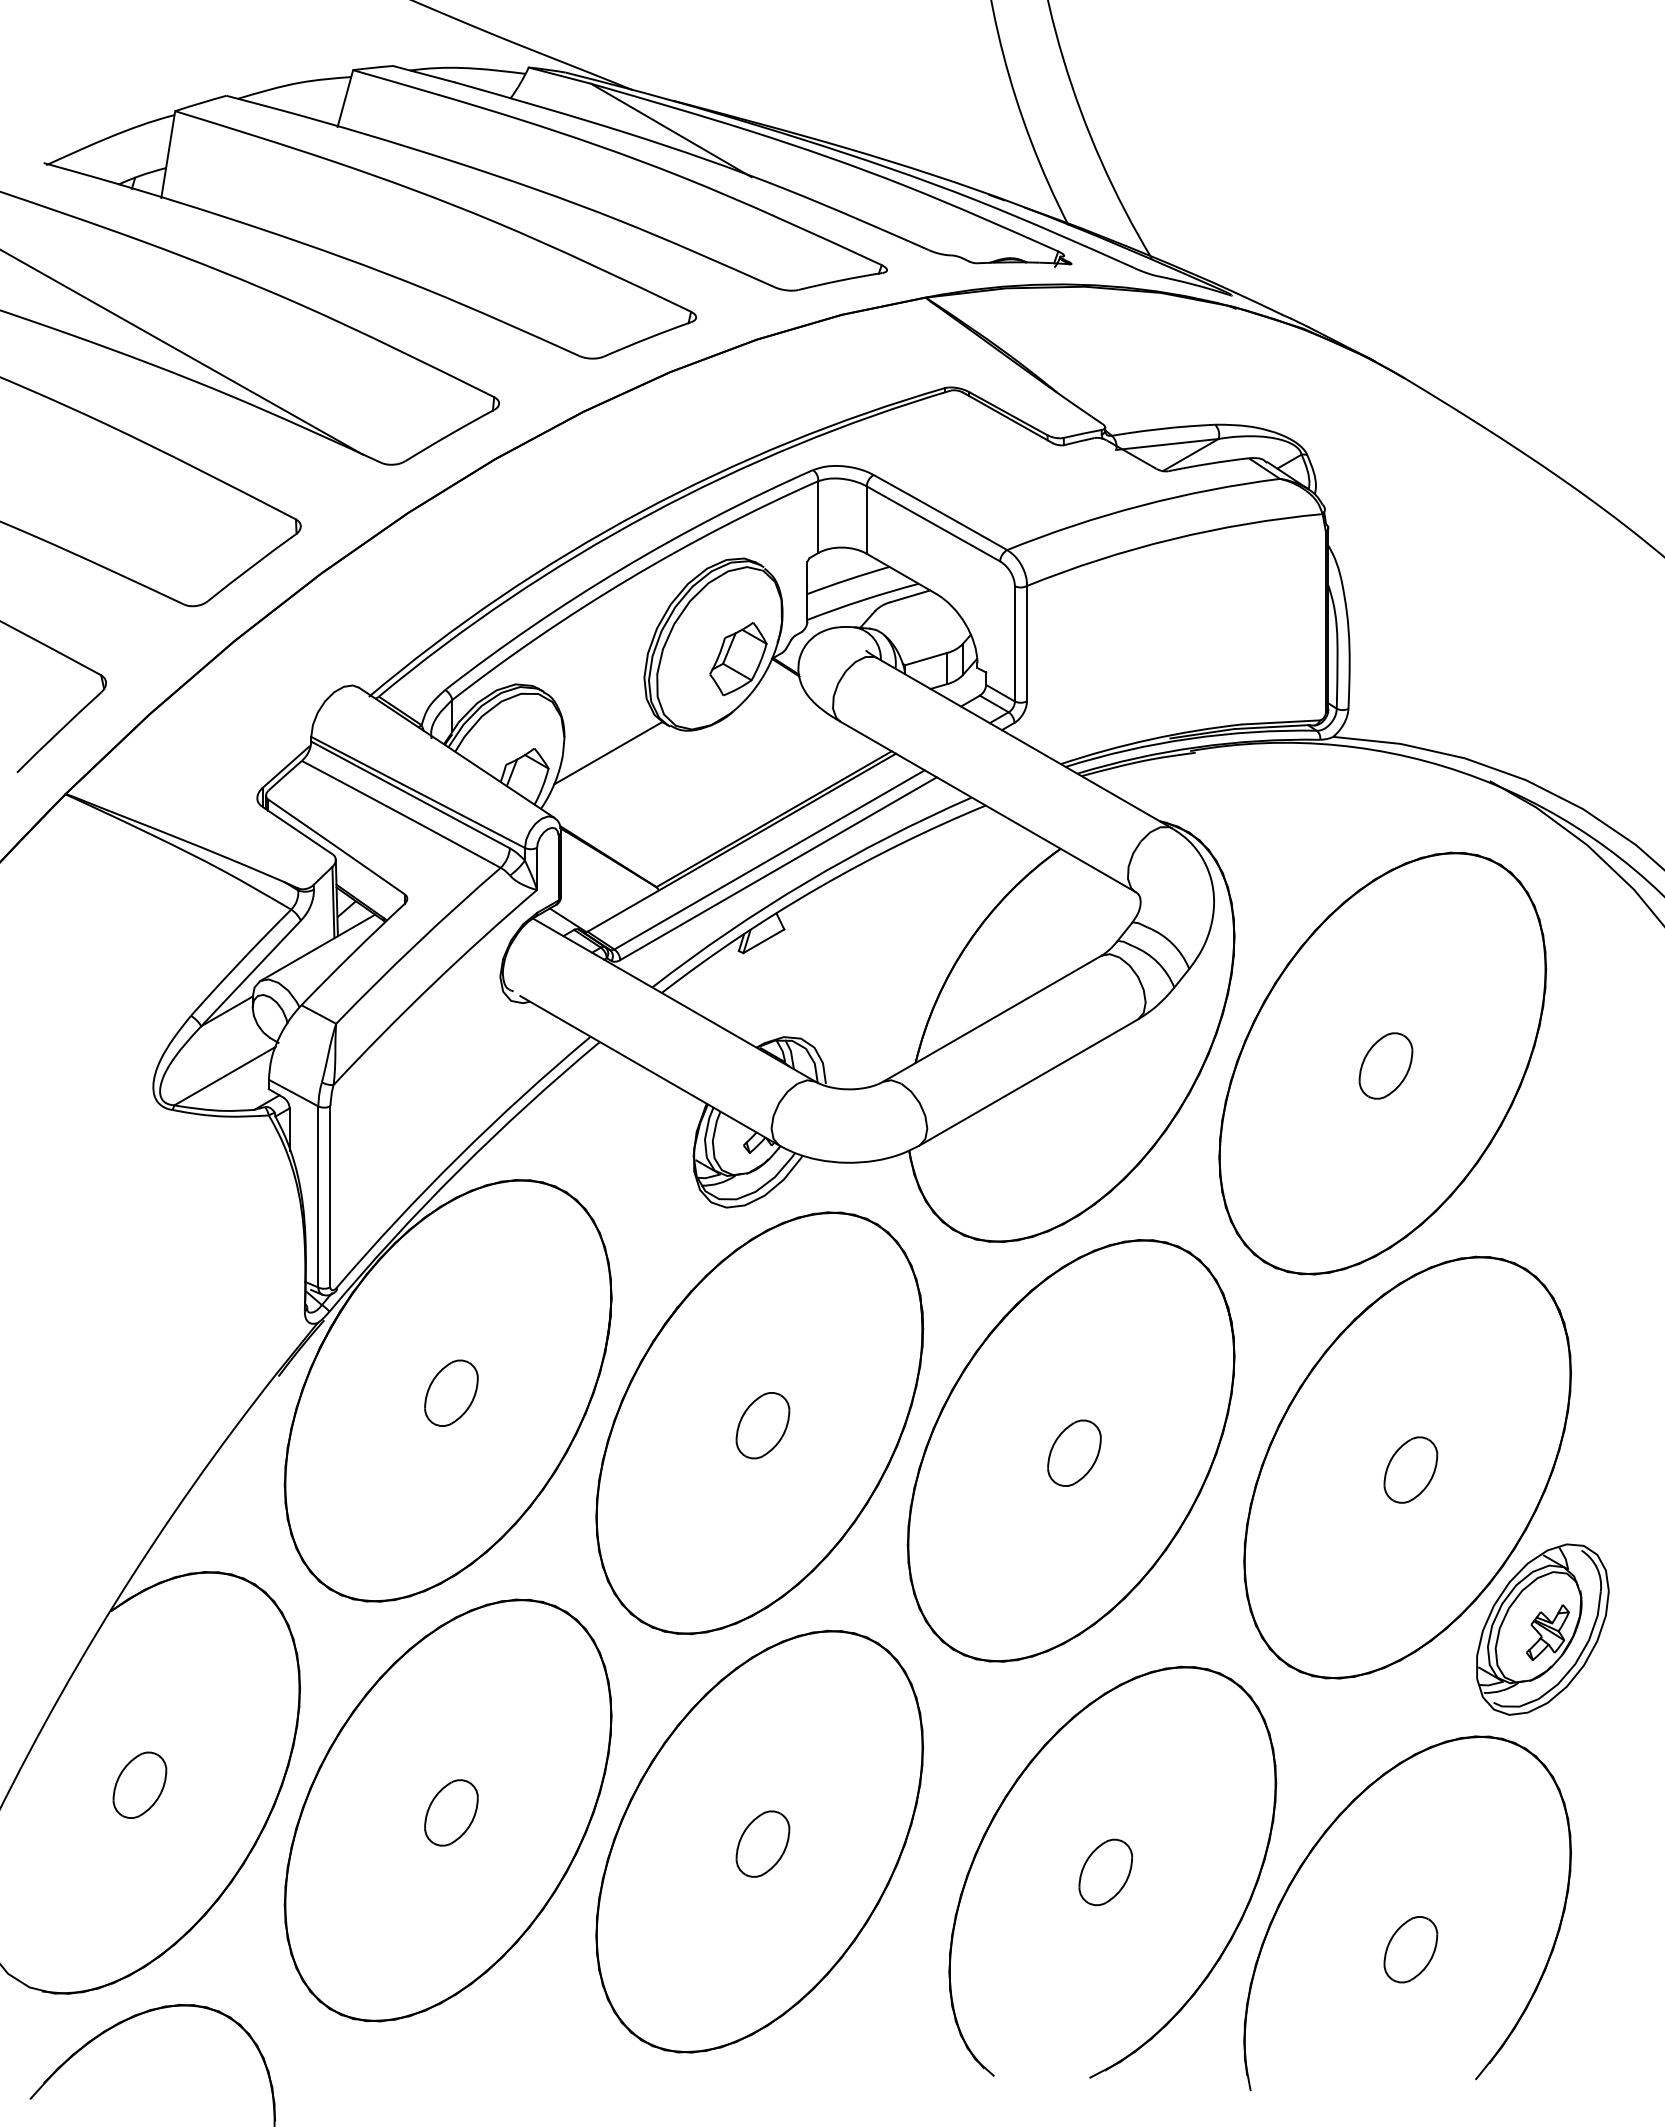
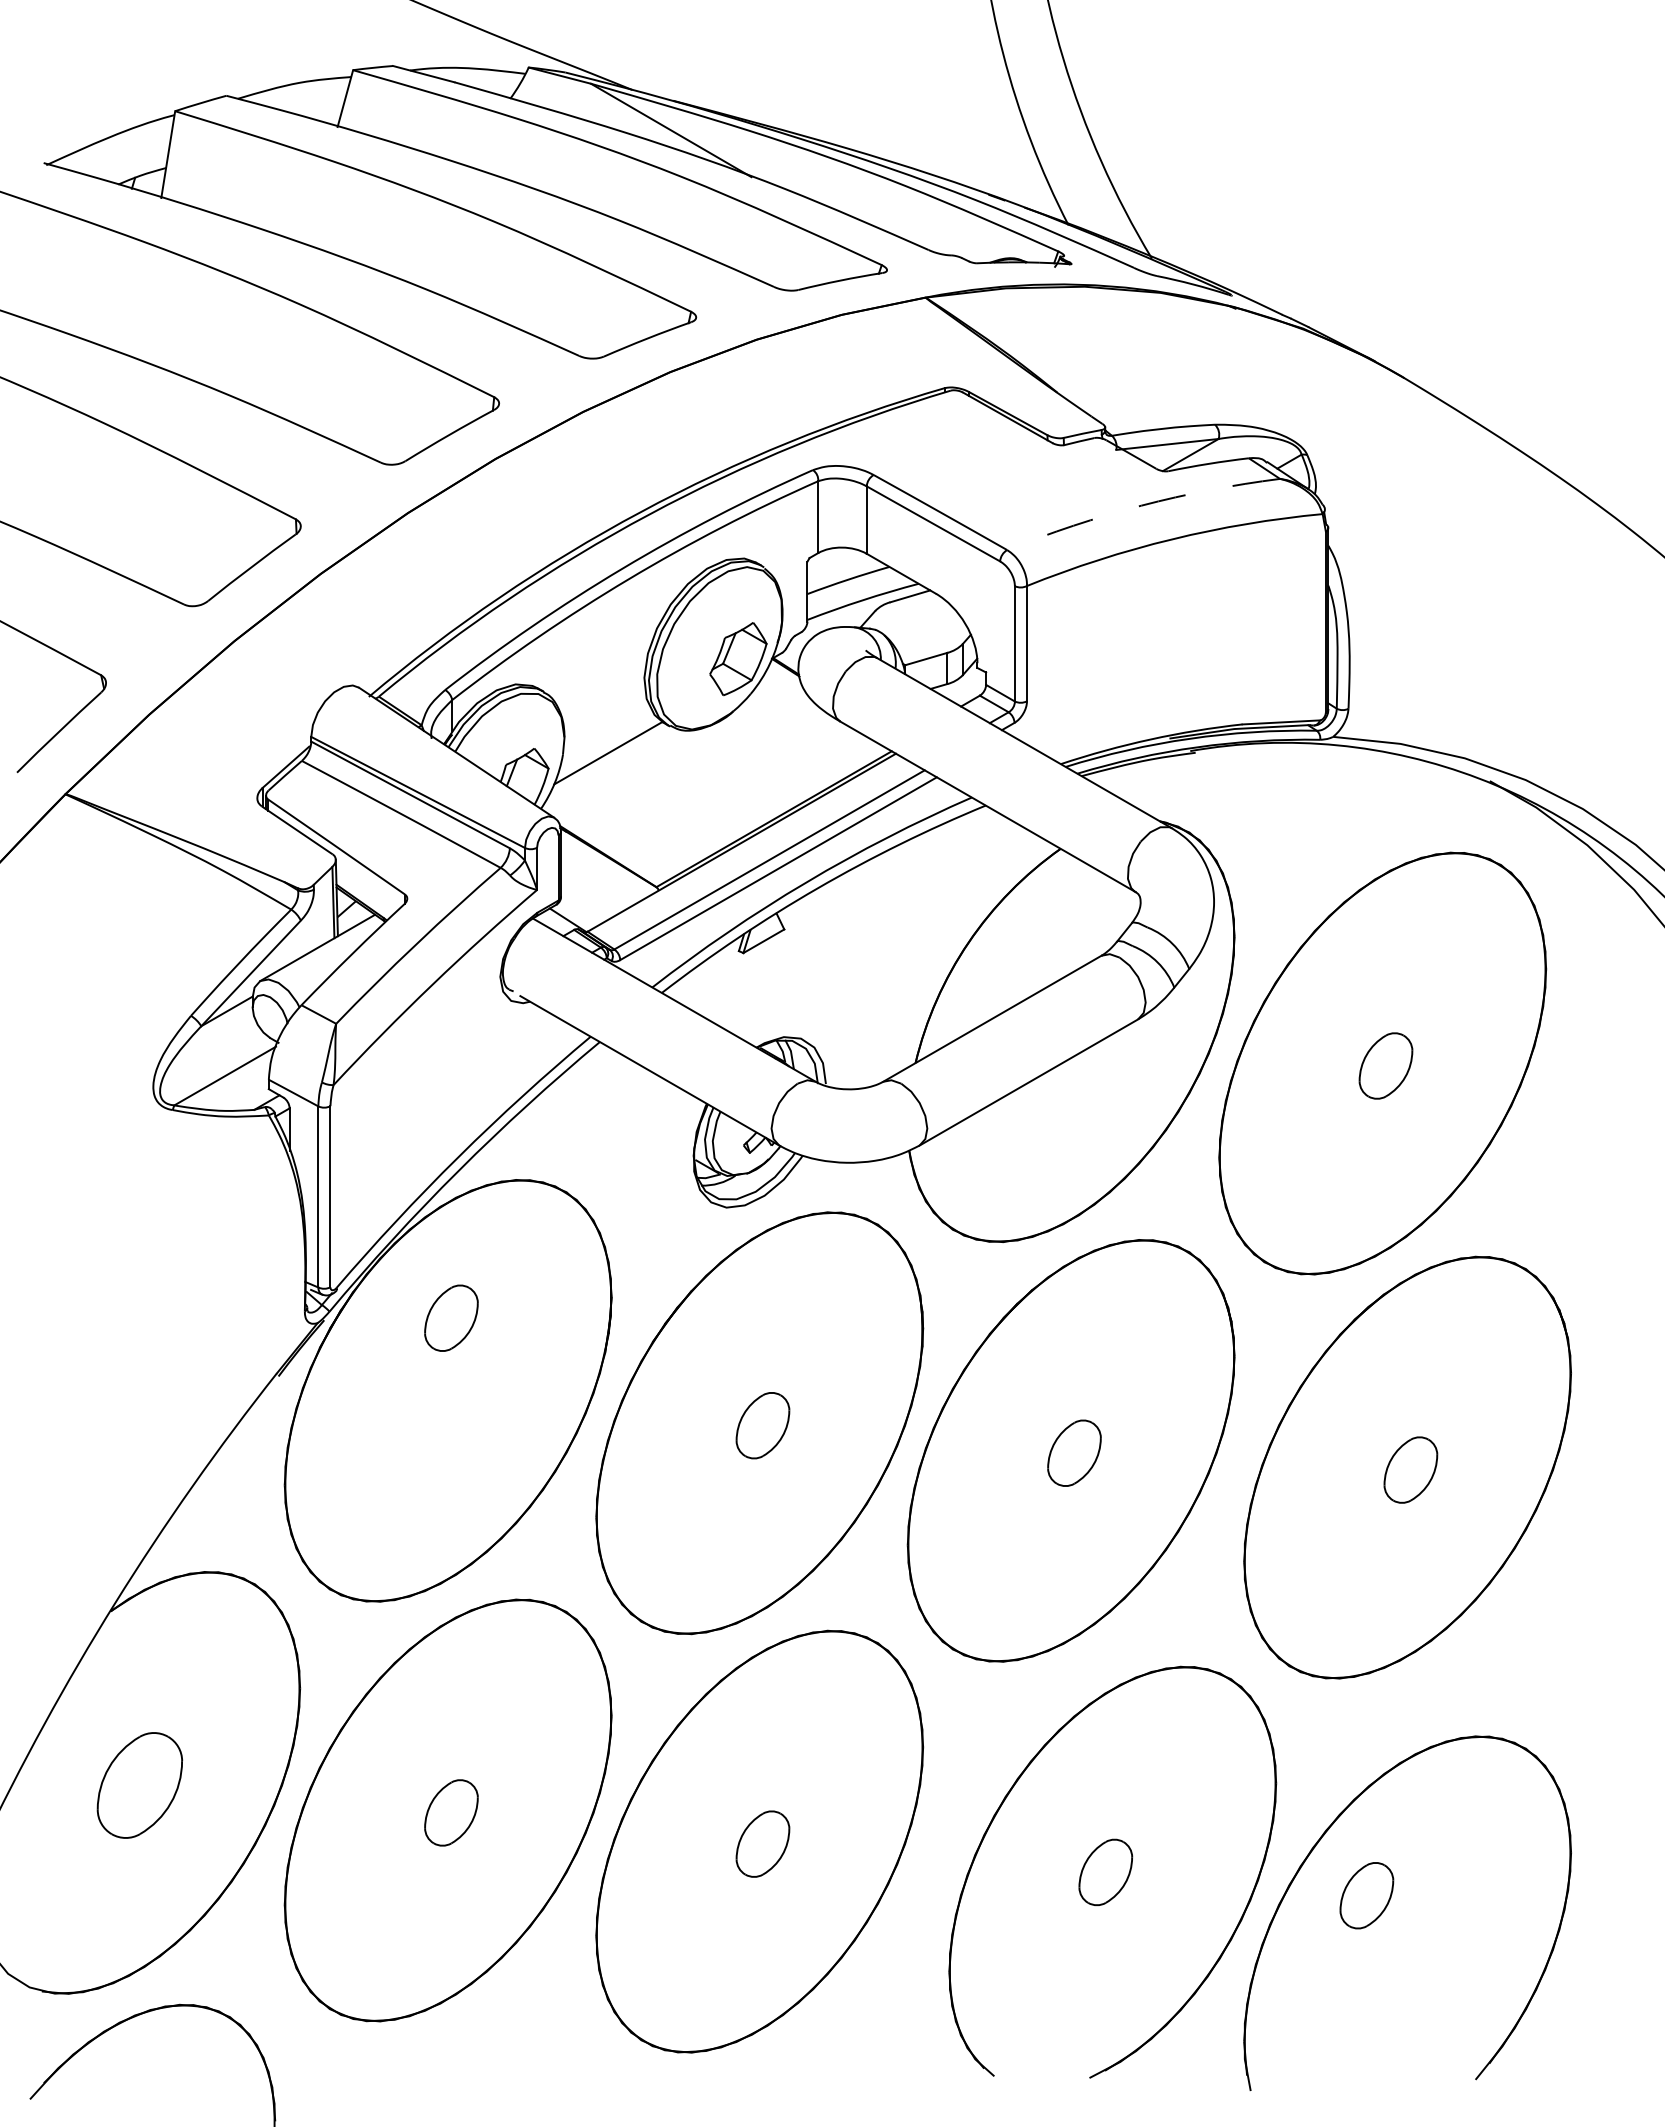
line: present -> none (182, 352)
arc: solid -> dashed (1141, 505)
part position: (451, 1392) -> (451, 1317) (451, 1317)
part: present -> none (1542, 1629)
part size: 56x68 px -> 87x107 px (139, 1785)
part position: (1410, 1949) -> (1366, 1895) (1366, 1895)
